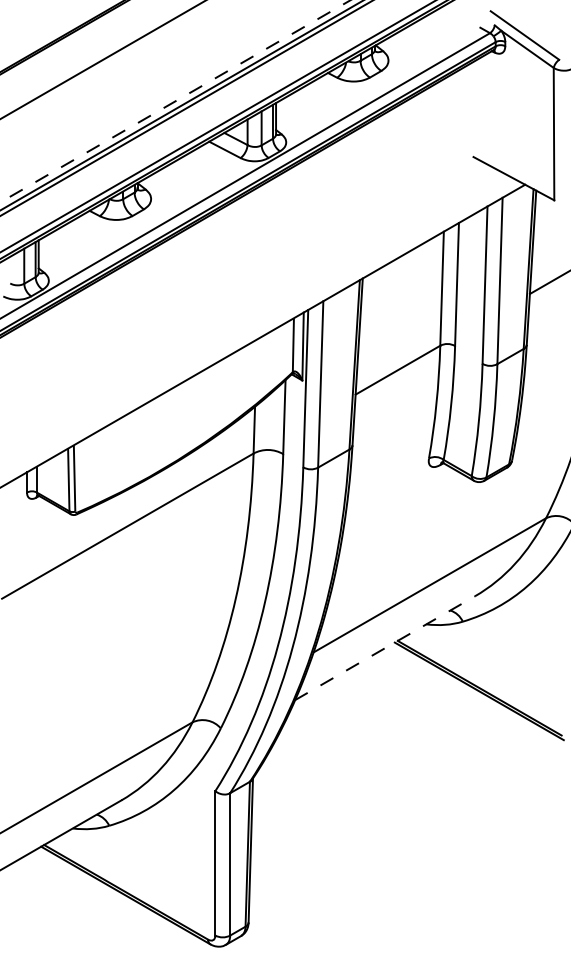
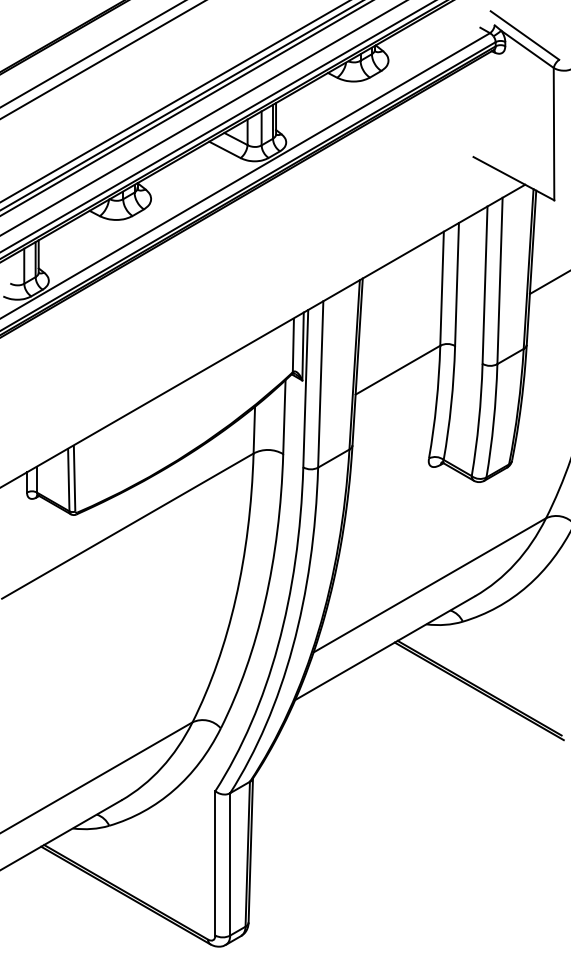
line: none -> present (92, 54)
line: dashed -> solid (175, 101)
line: none -> present (203, 118)
line: dashed -> solid (385, 648)
